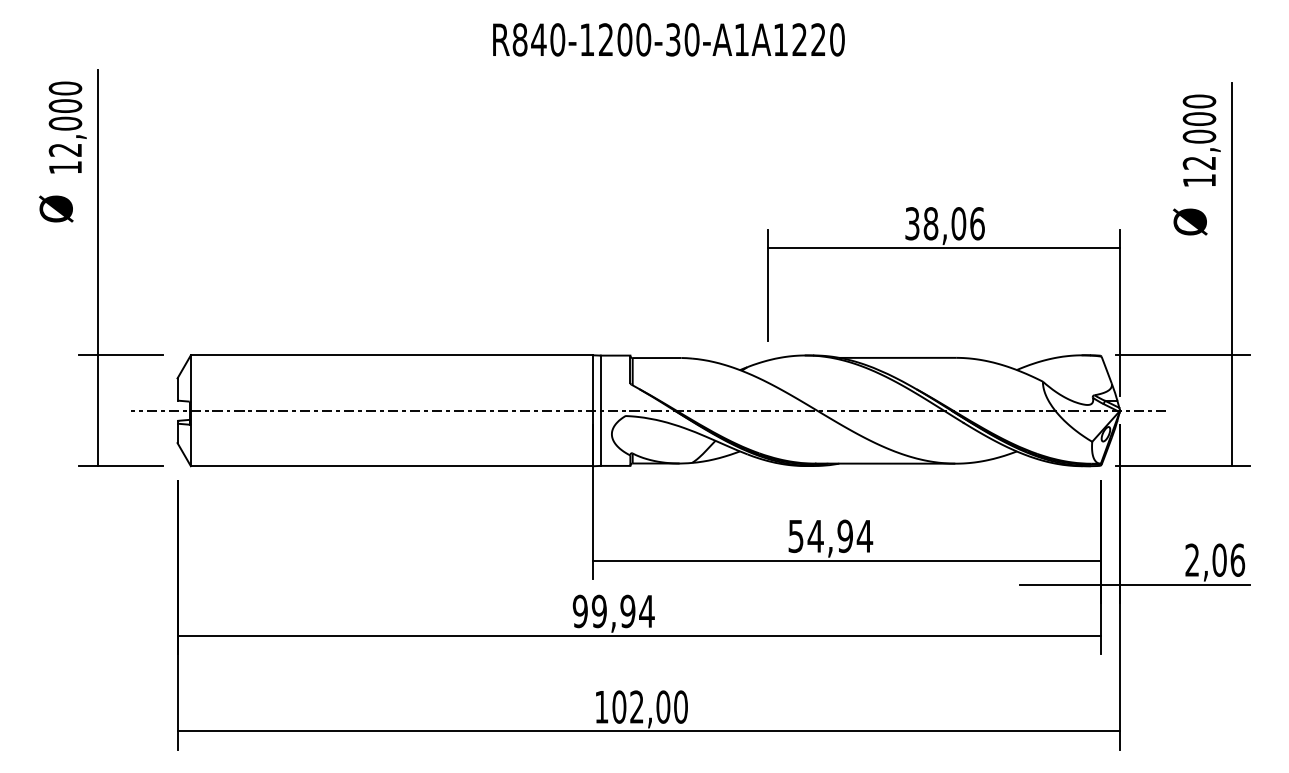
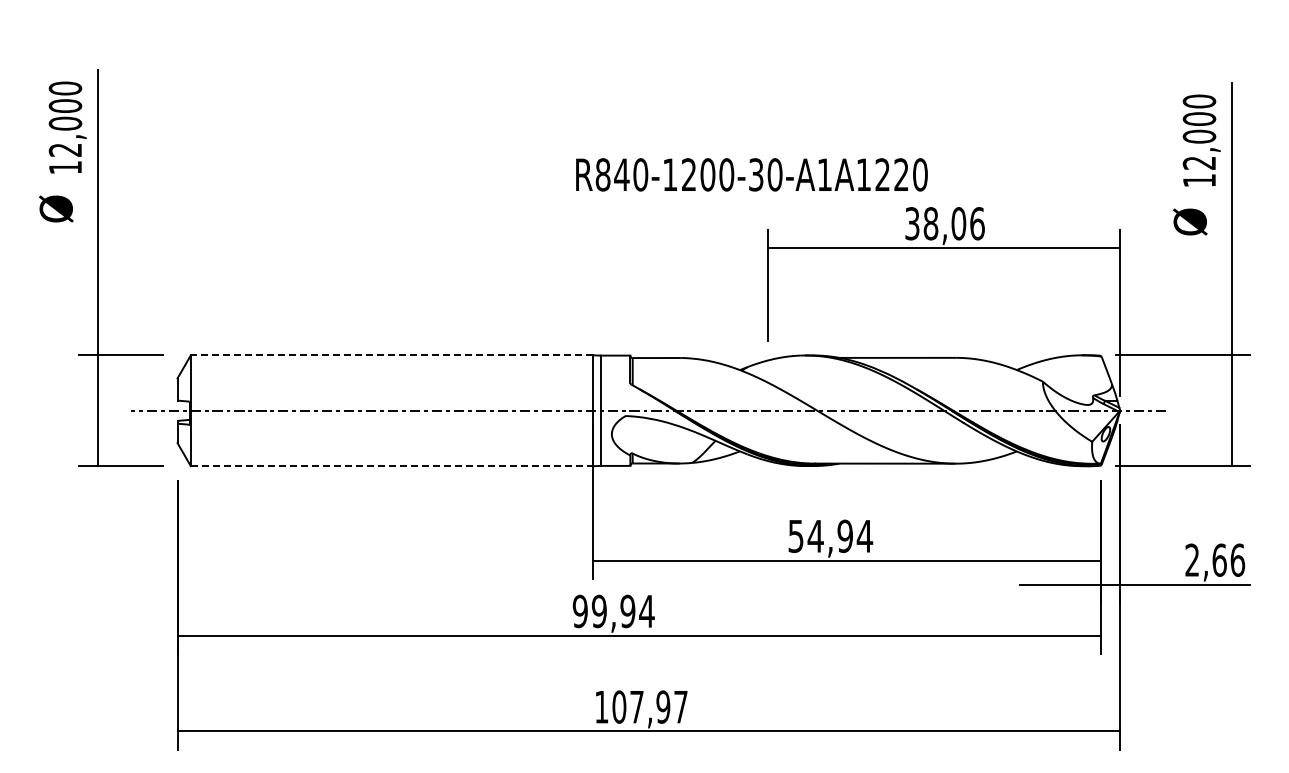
text position: (668, 39) -> (751, 174) (751, 174)
line: solid -> dashed (391, 355)
line: solid -> dashed (392, 466)
text: 2,06 -> 2,66 (1219, 559)
text: 102,00 -> 107,97 (658, 706)
